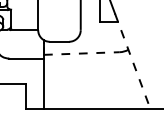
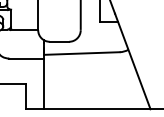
line: dashed -> solid (81, 53)
line: dashed -> solid (132, 61)
